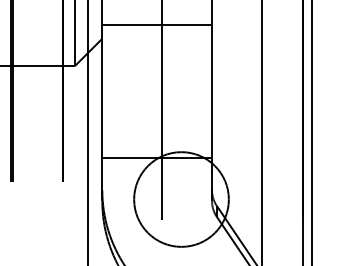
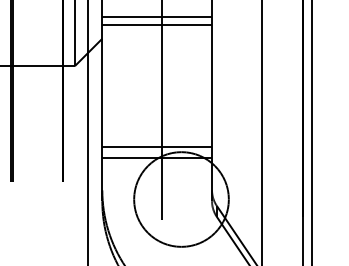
line: none -> present (157, 16)
line: none -> present (157, 146)
